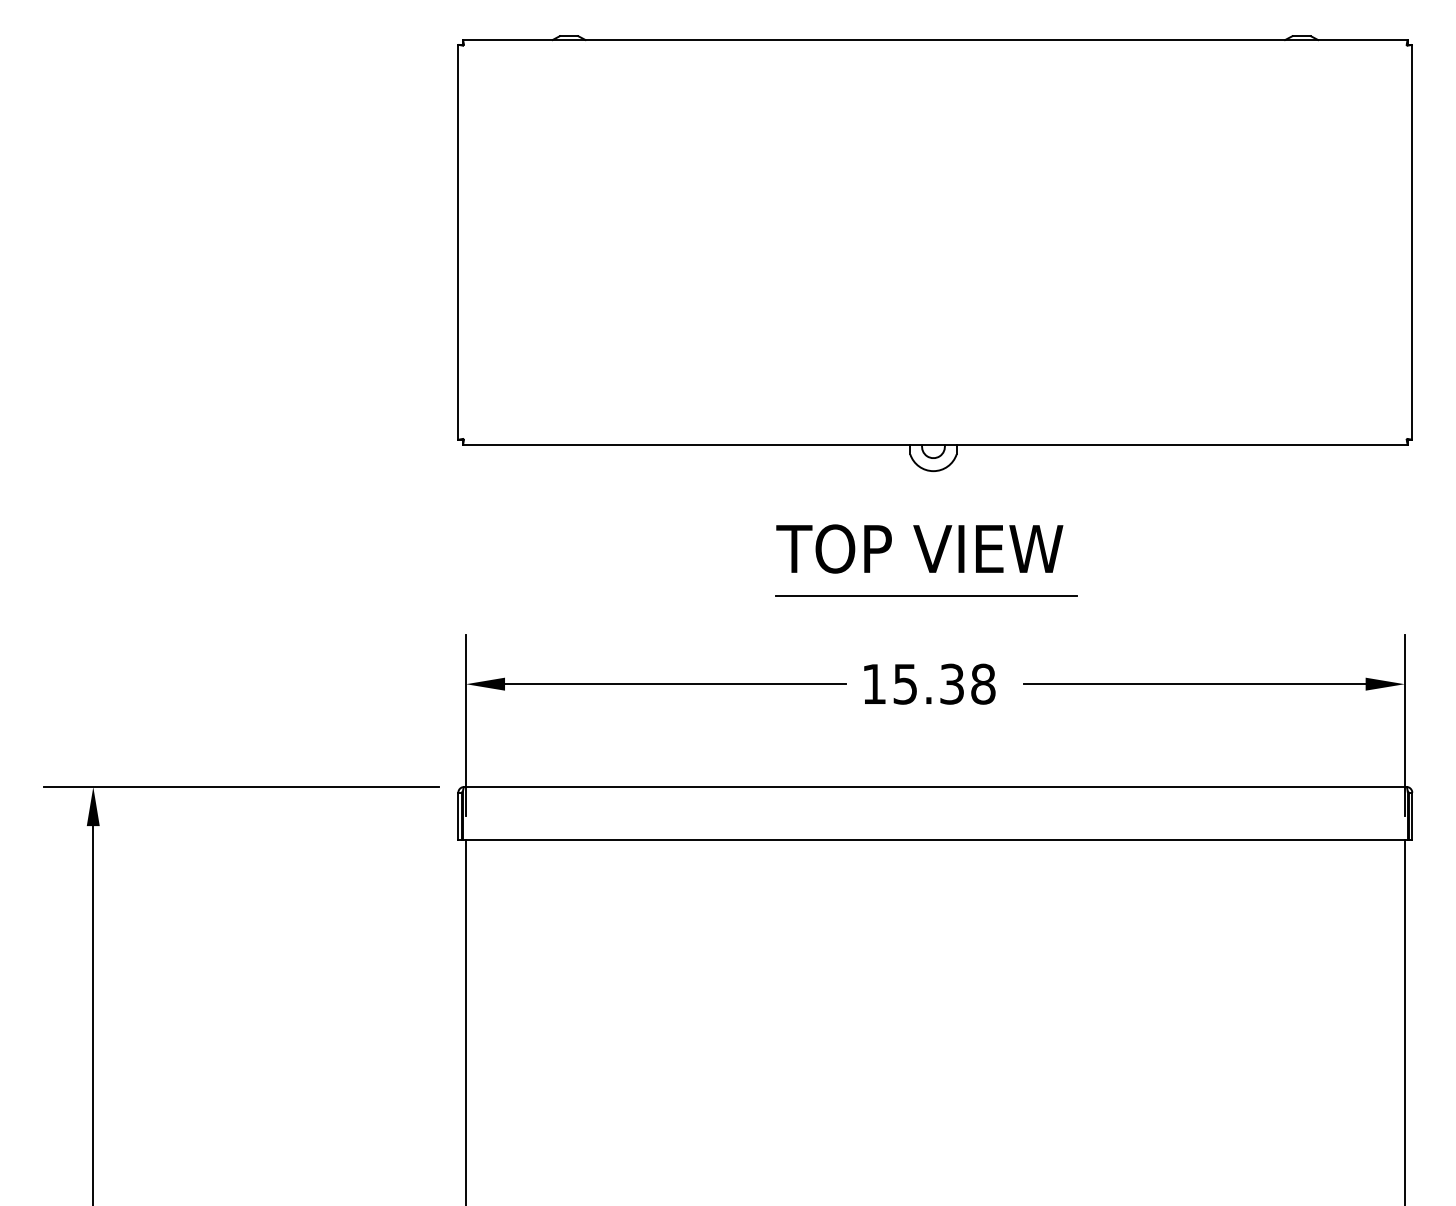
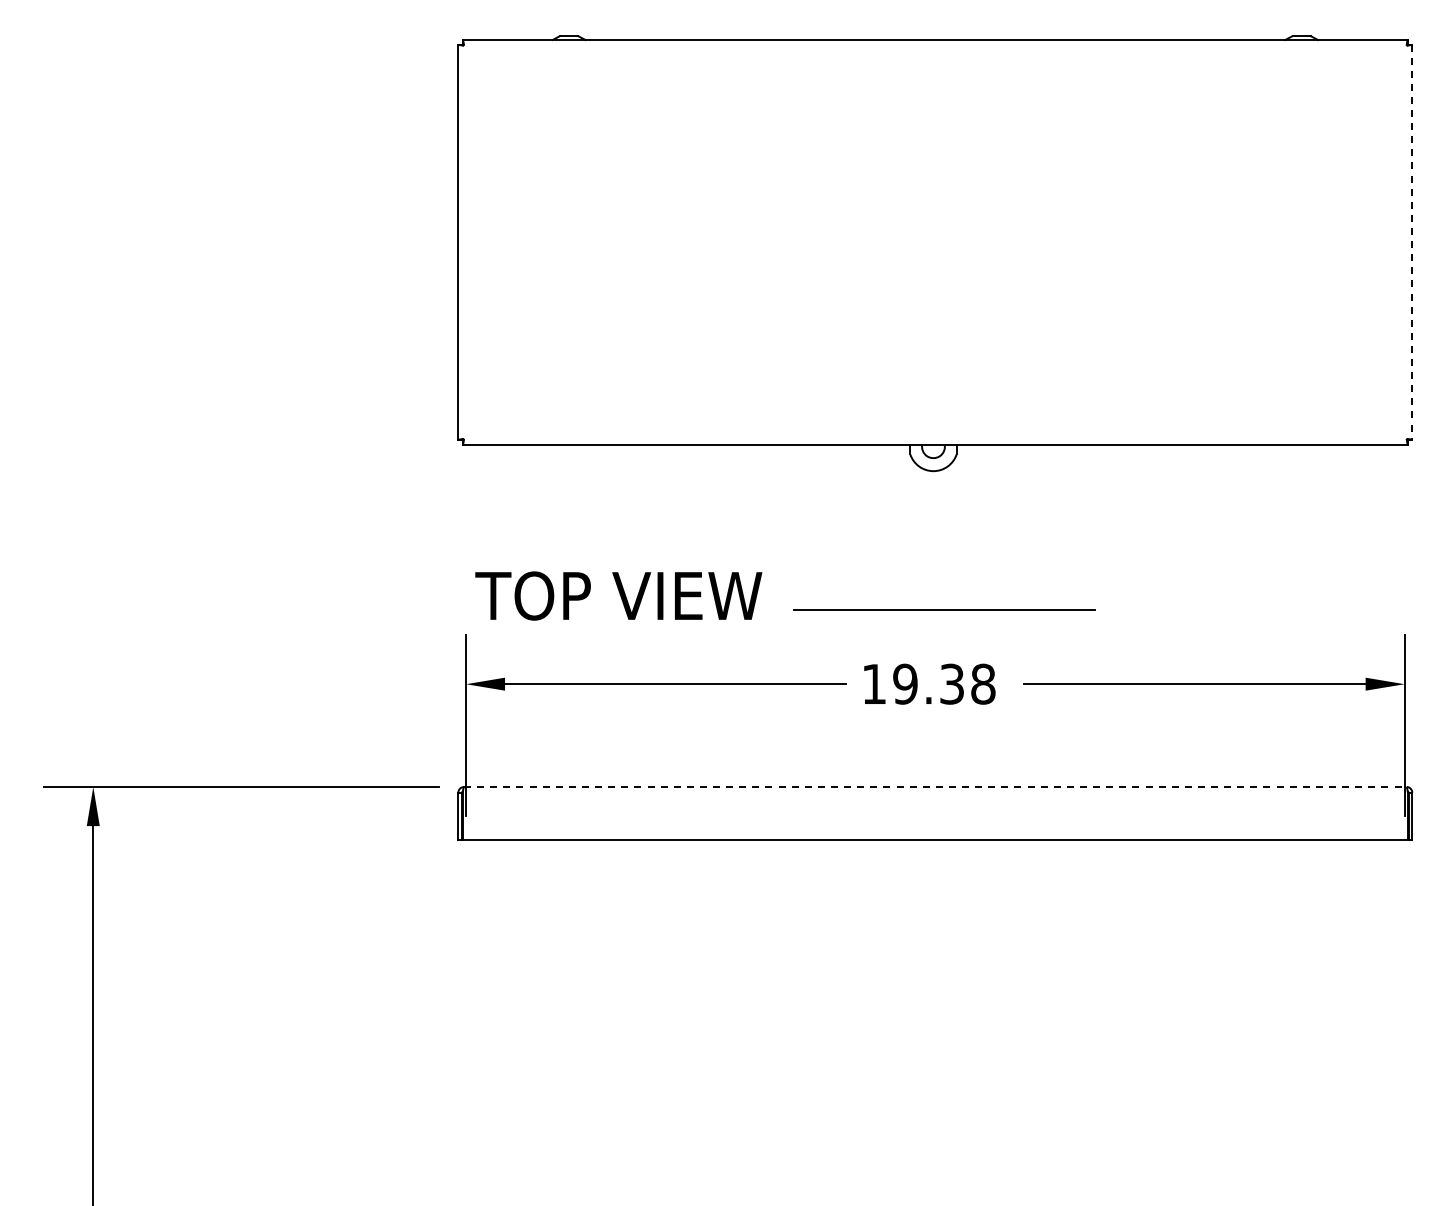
line: solid -> dashed (1412, 242)
text position: (919, 548) -> (618, 595) (618, 595)
line position: (926, 595) -> (944, 609) (944, 609)
text: 15.38 -> 19.38 (905, 683)
line: solid -> dashed (935, 787)
line: present -> none (466, 1021)
line: present -> none (1404, 1021)
